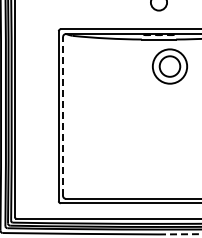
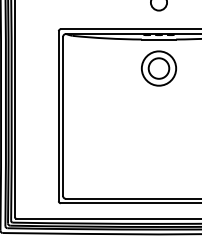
part position: (170, 66) -> (159, 68) (159, 68)
line: dashed -> solid (63, 115)
arc: dashed -> solid (180, 234)
